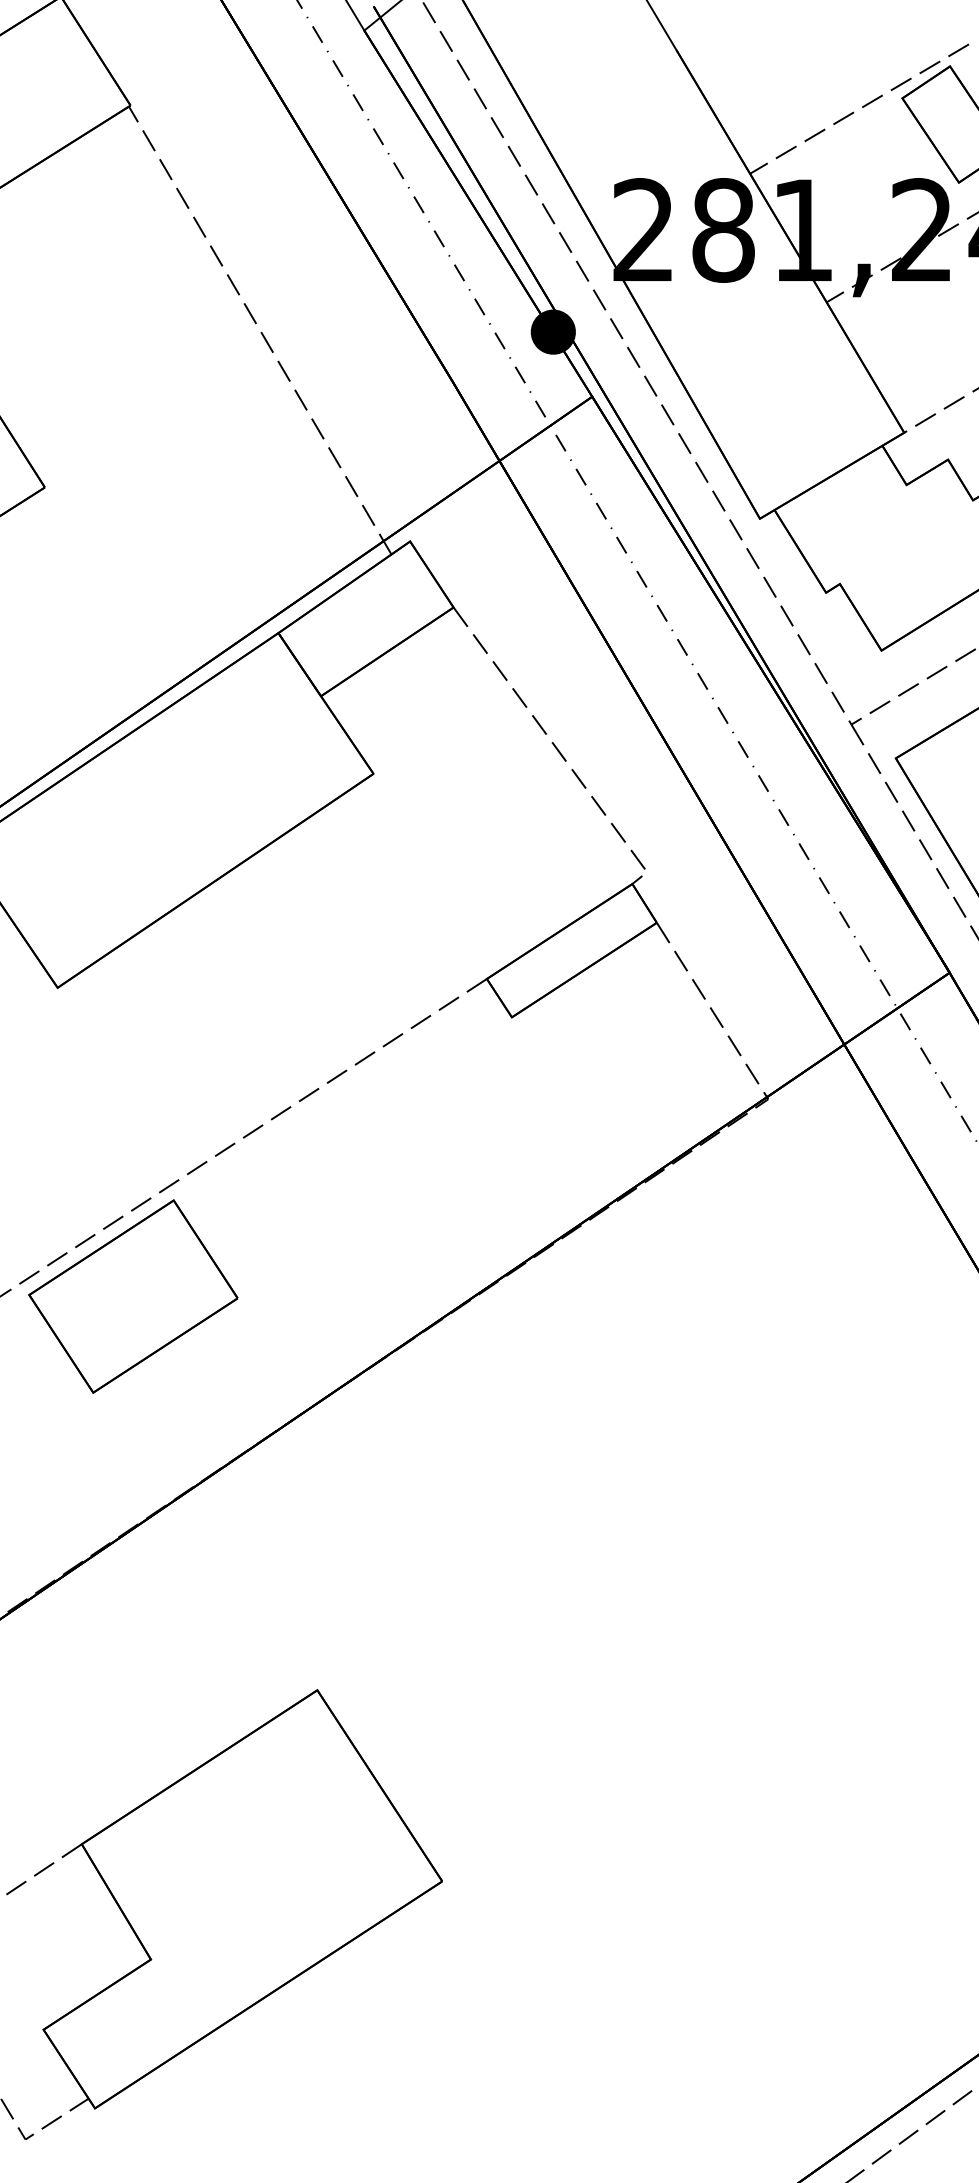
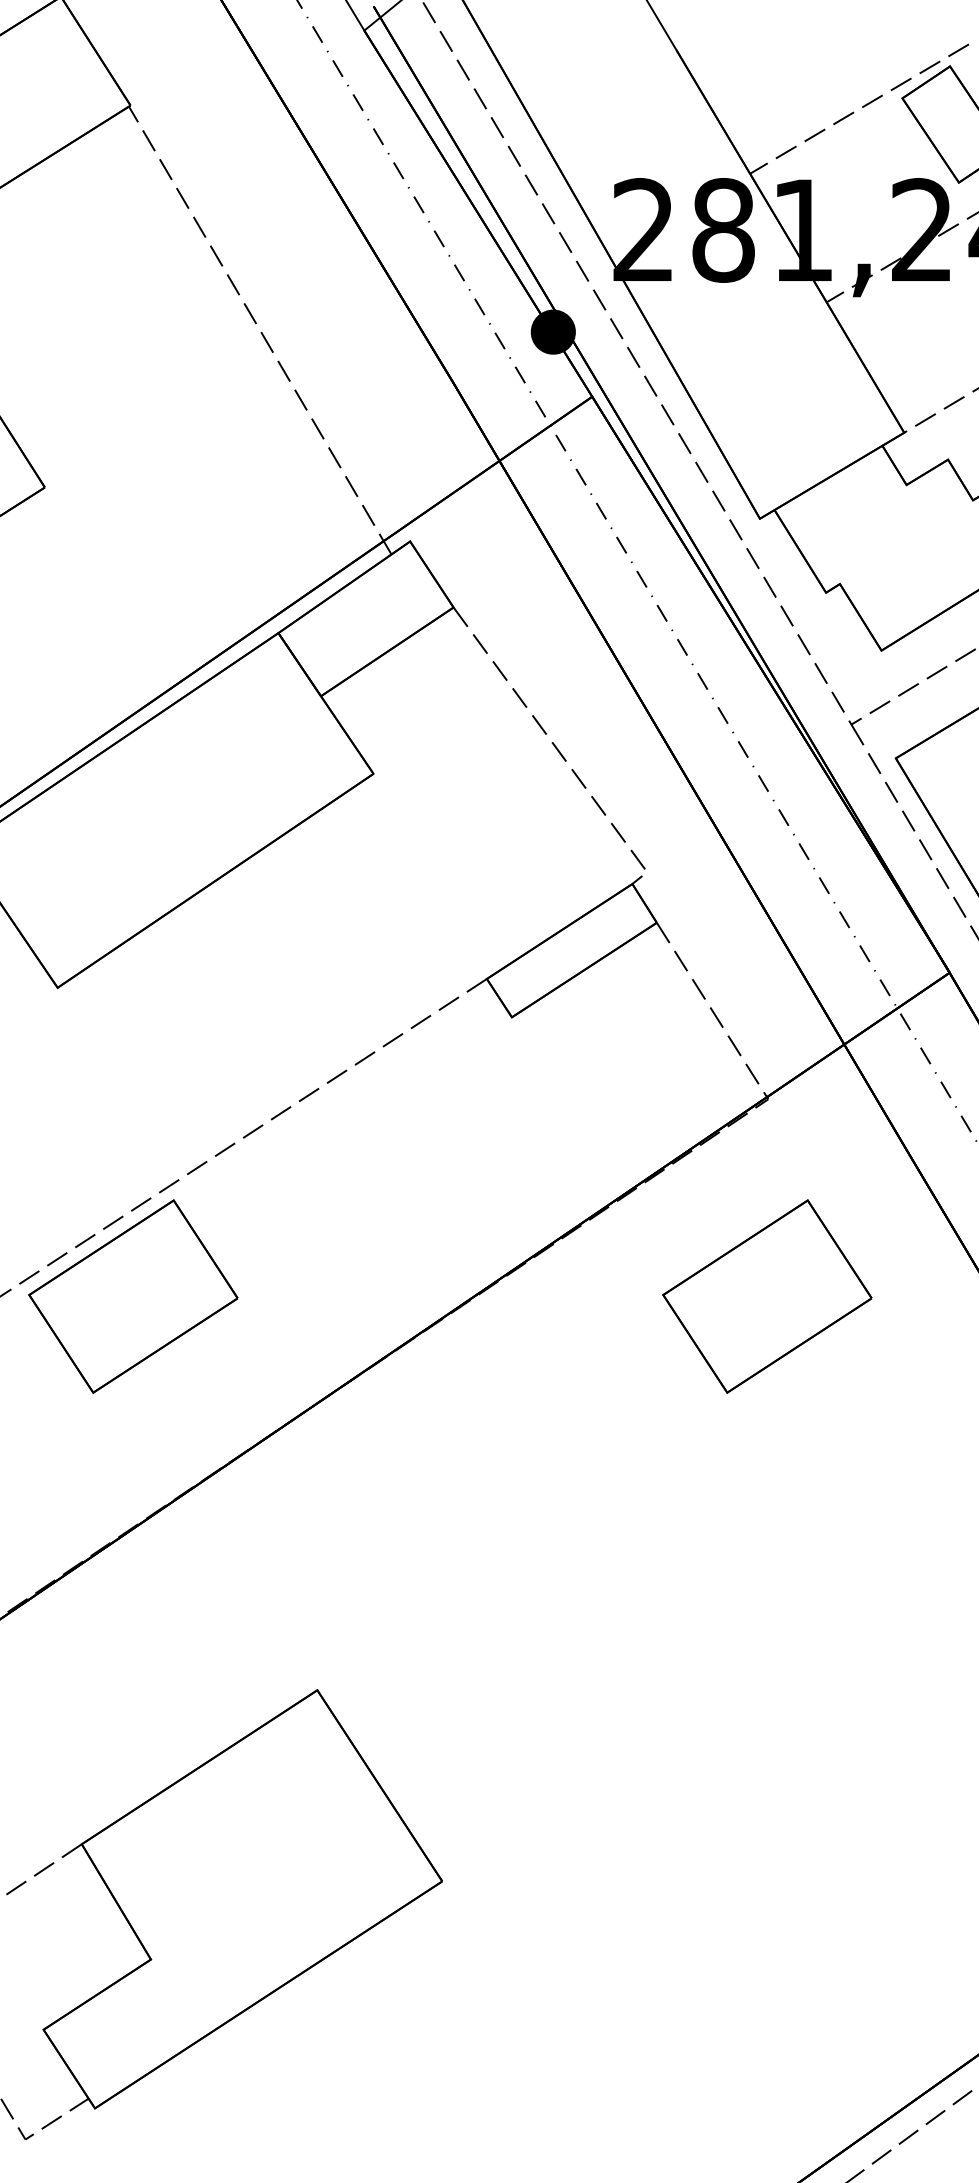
part: none -> present (767, 1296)
